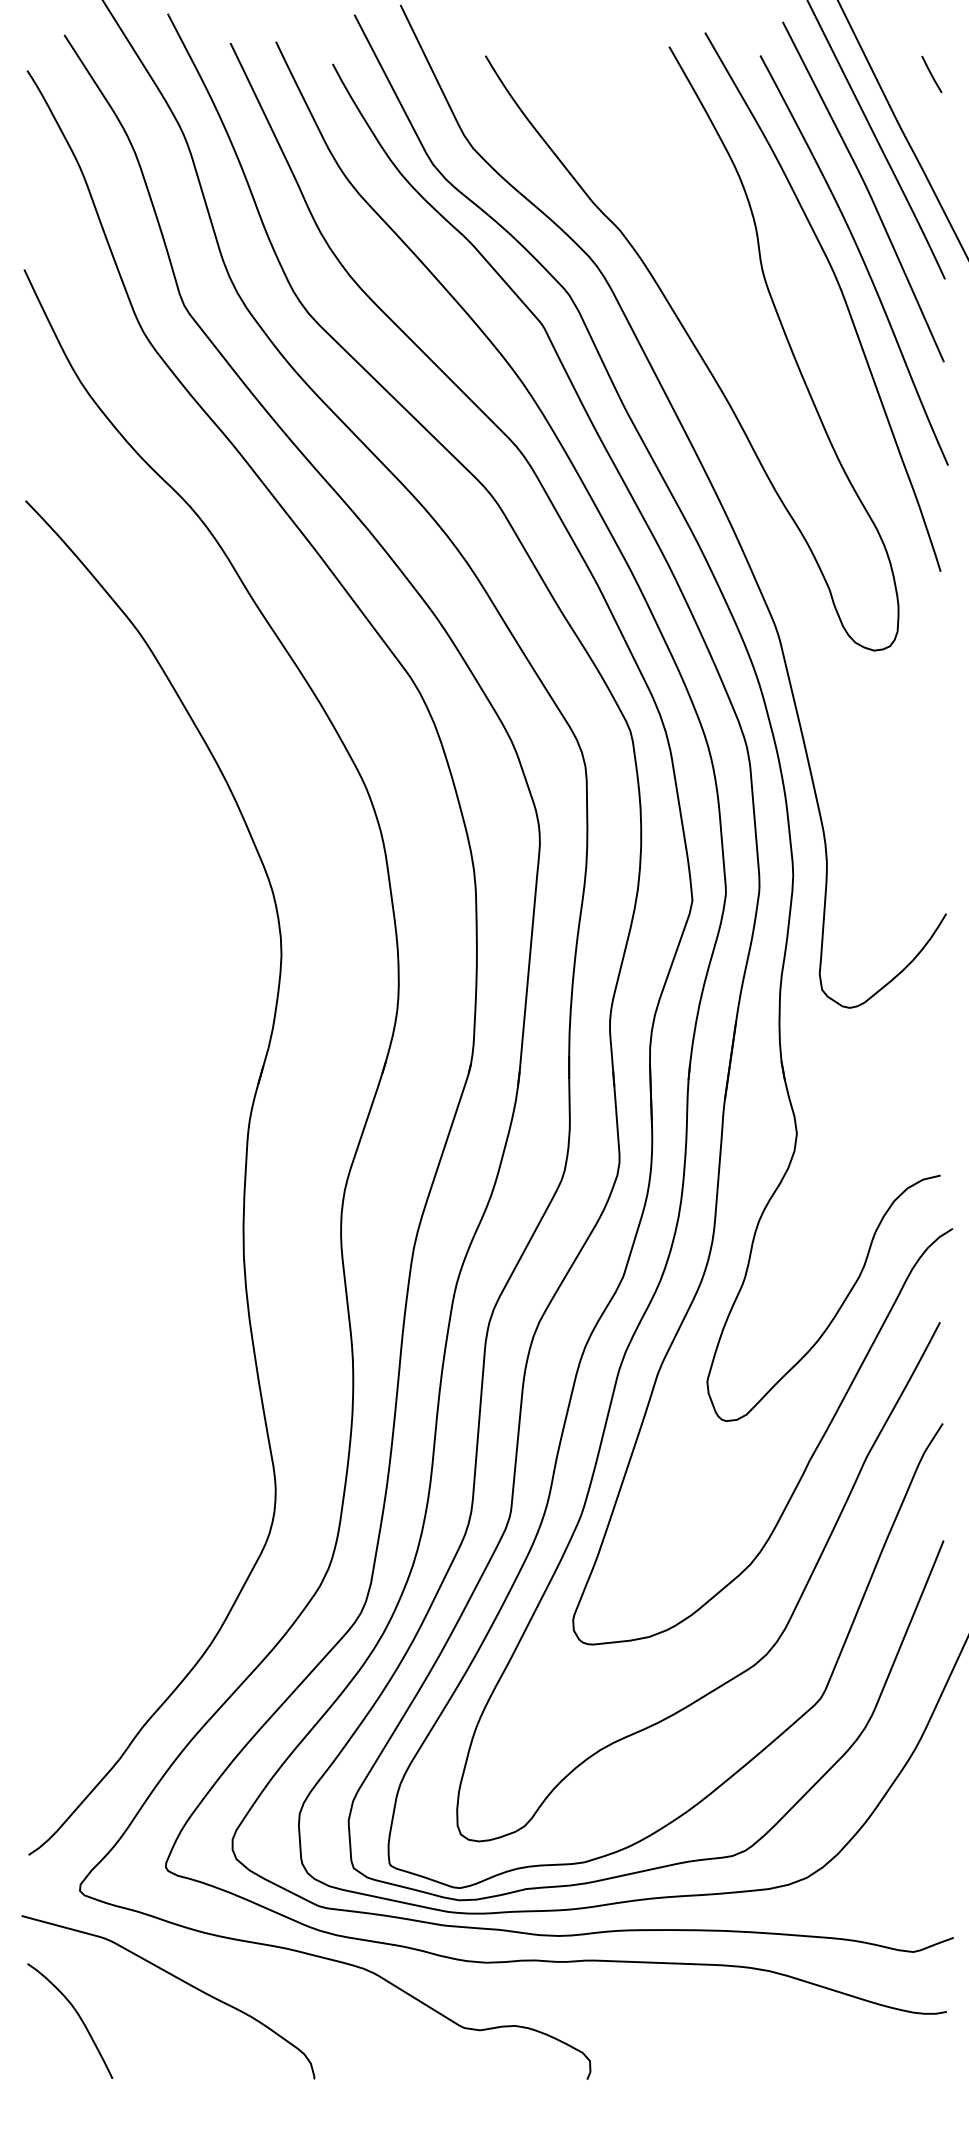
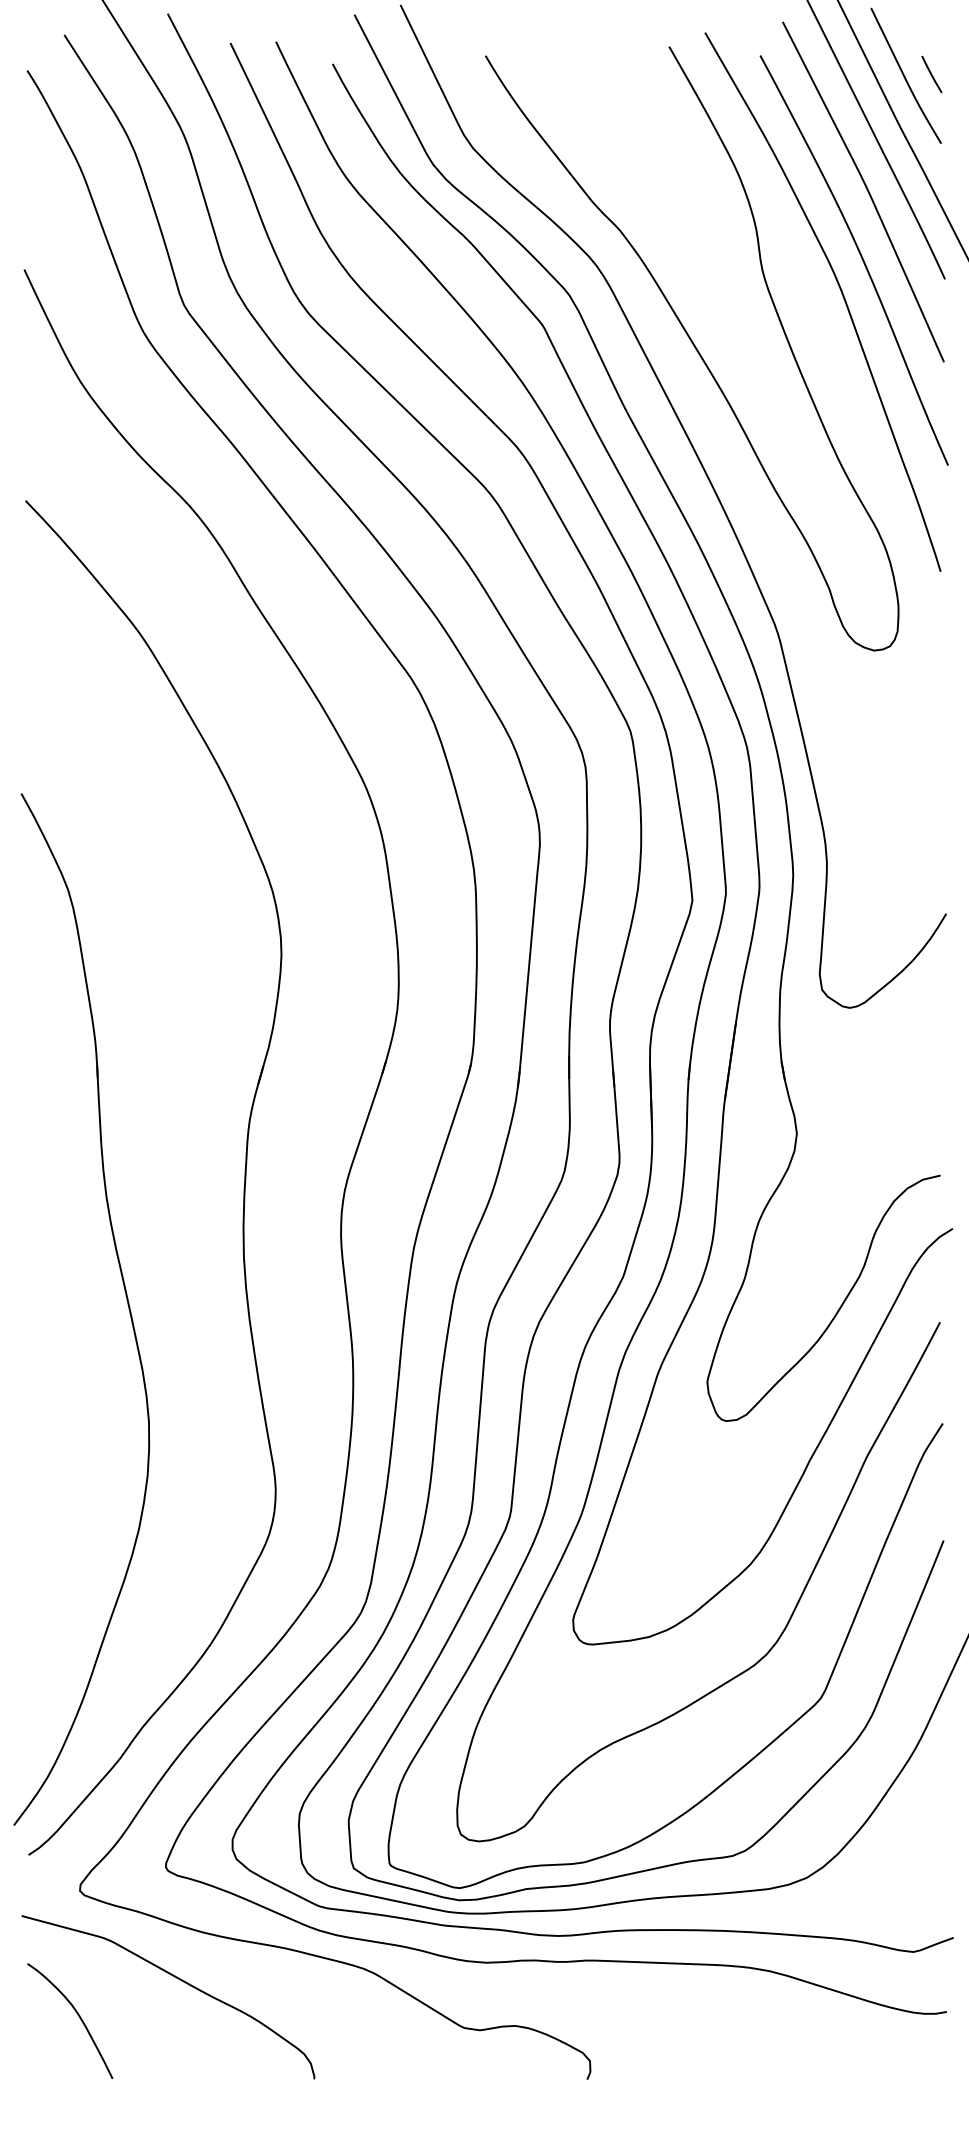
curve: none -> present (904, 75)
part: none -> present (126, 1300)
